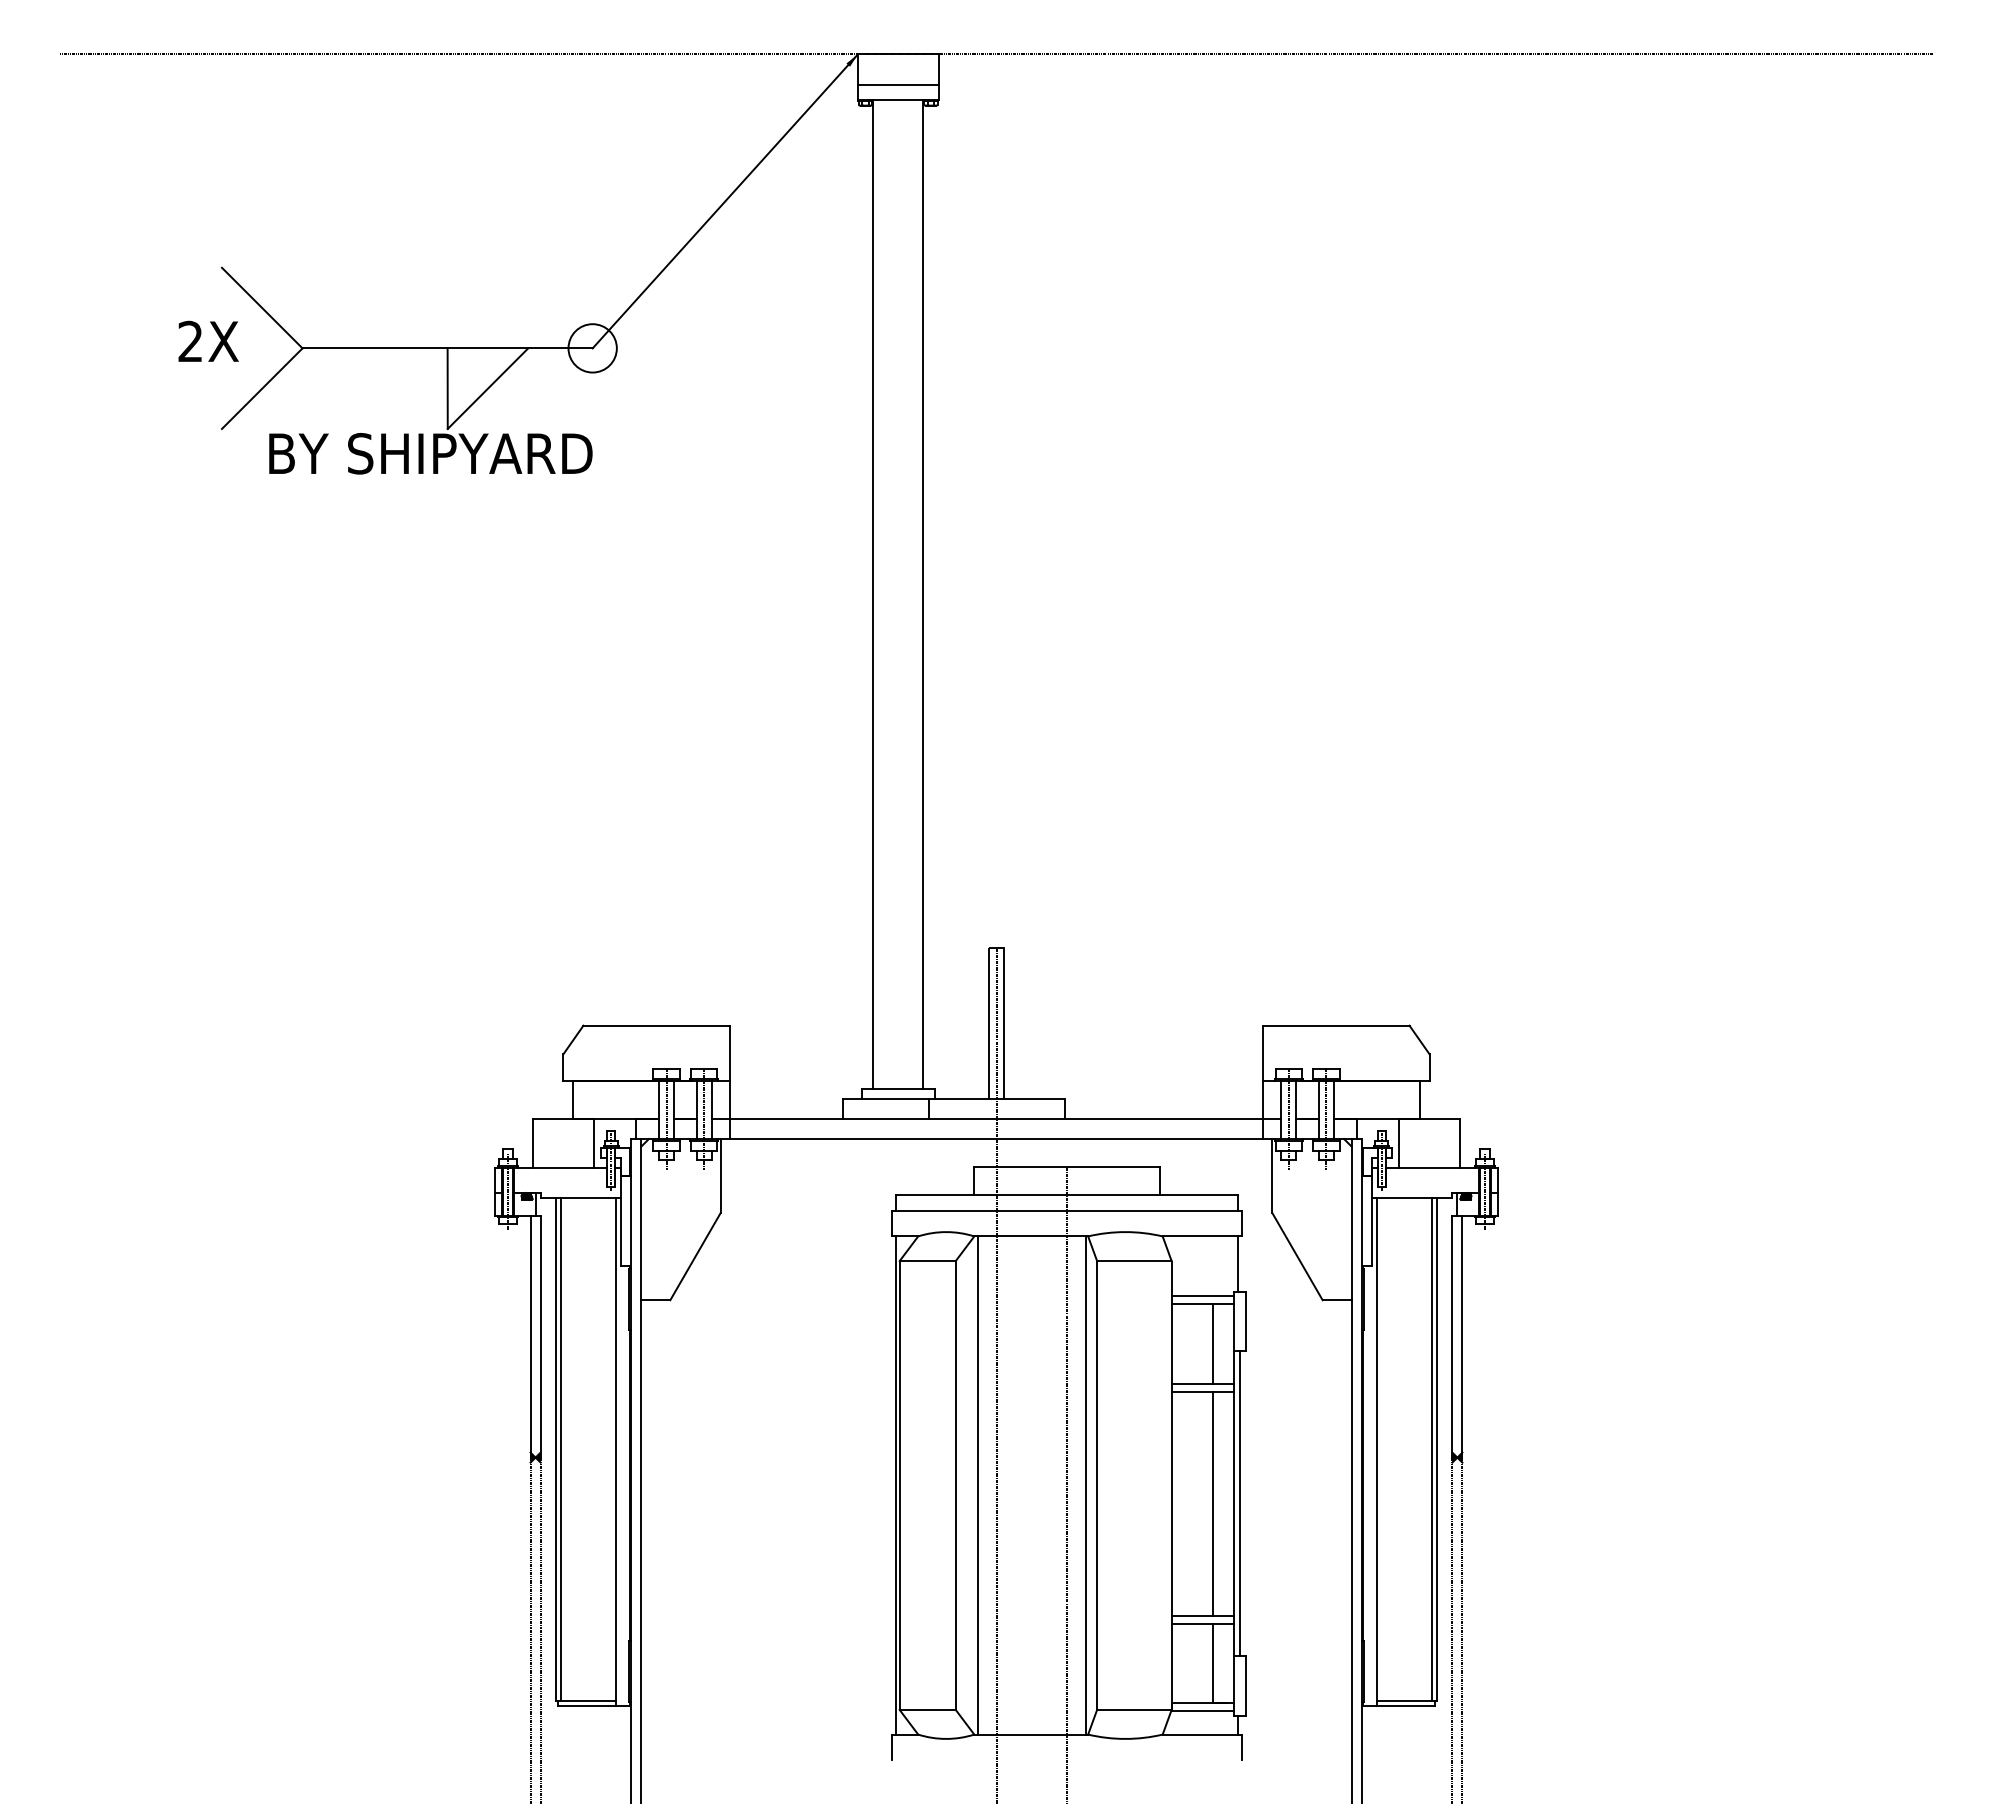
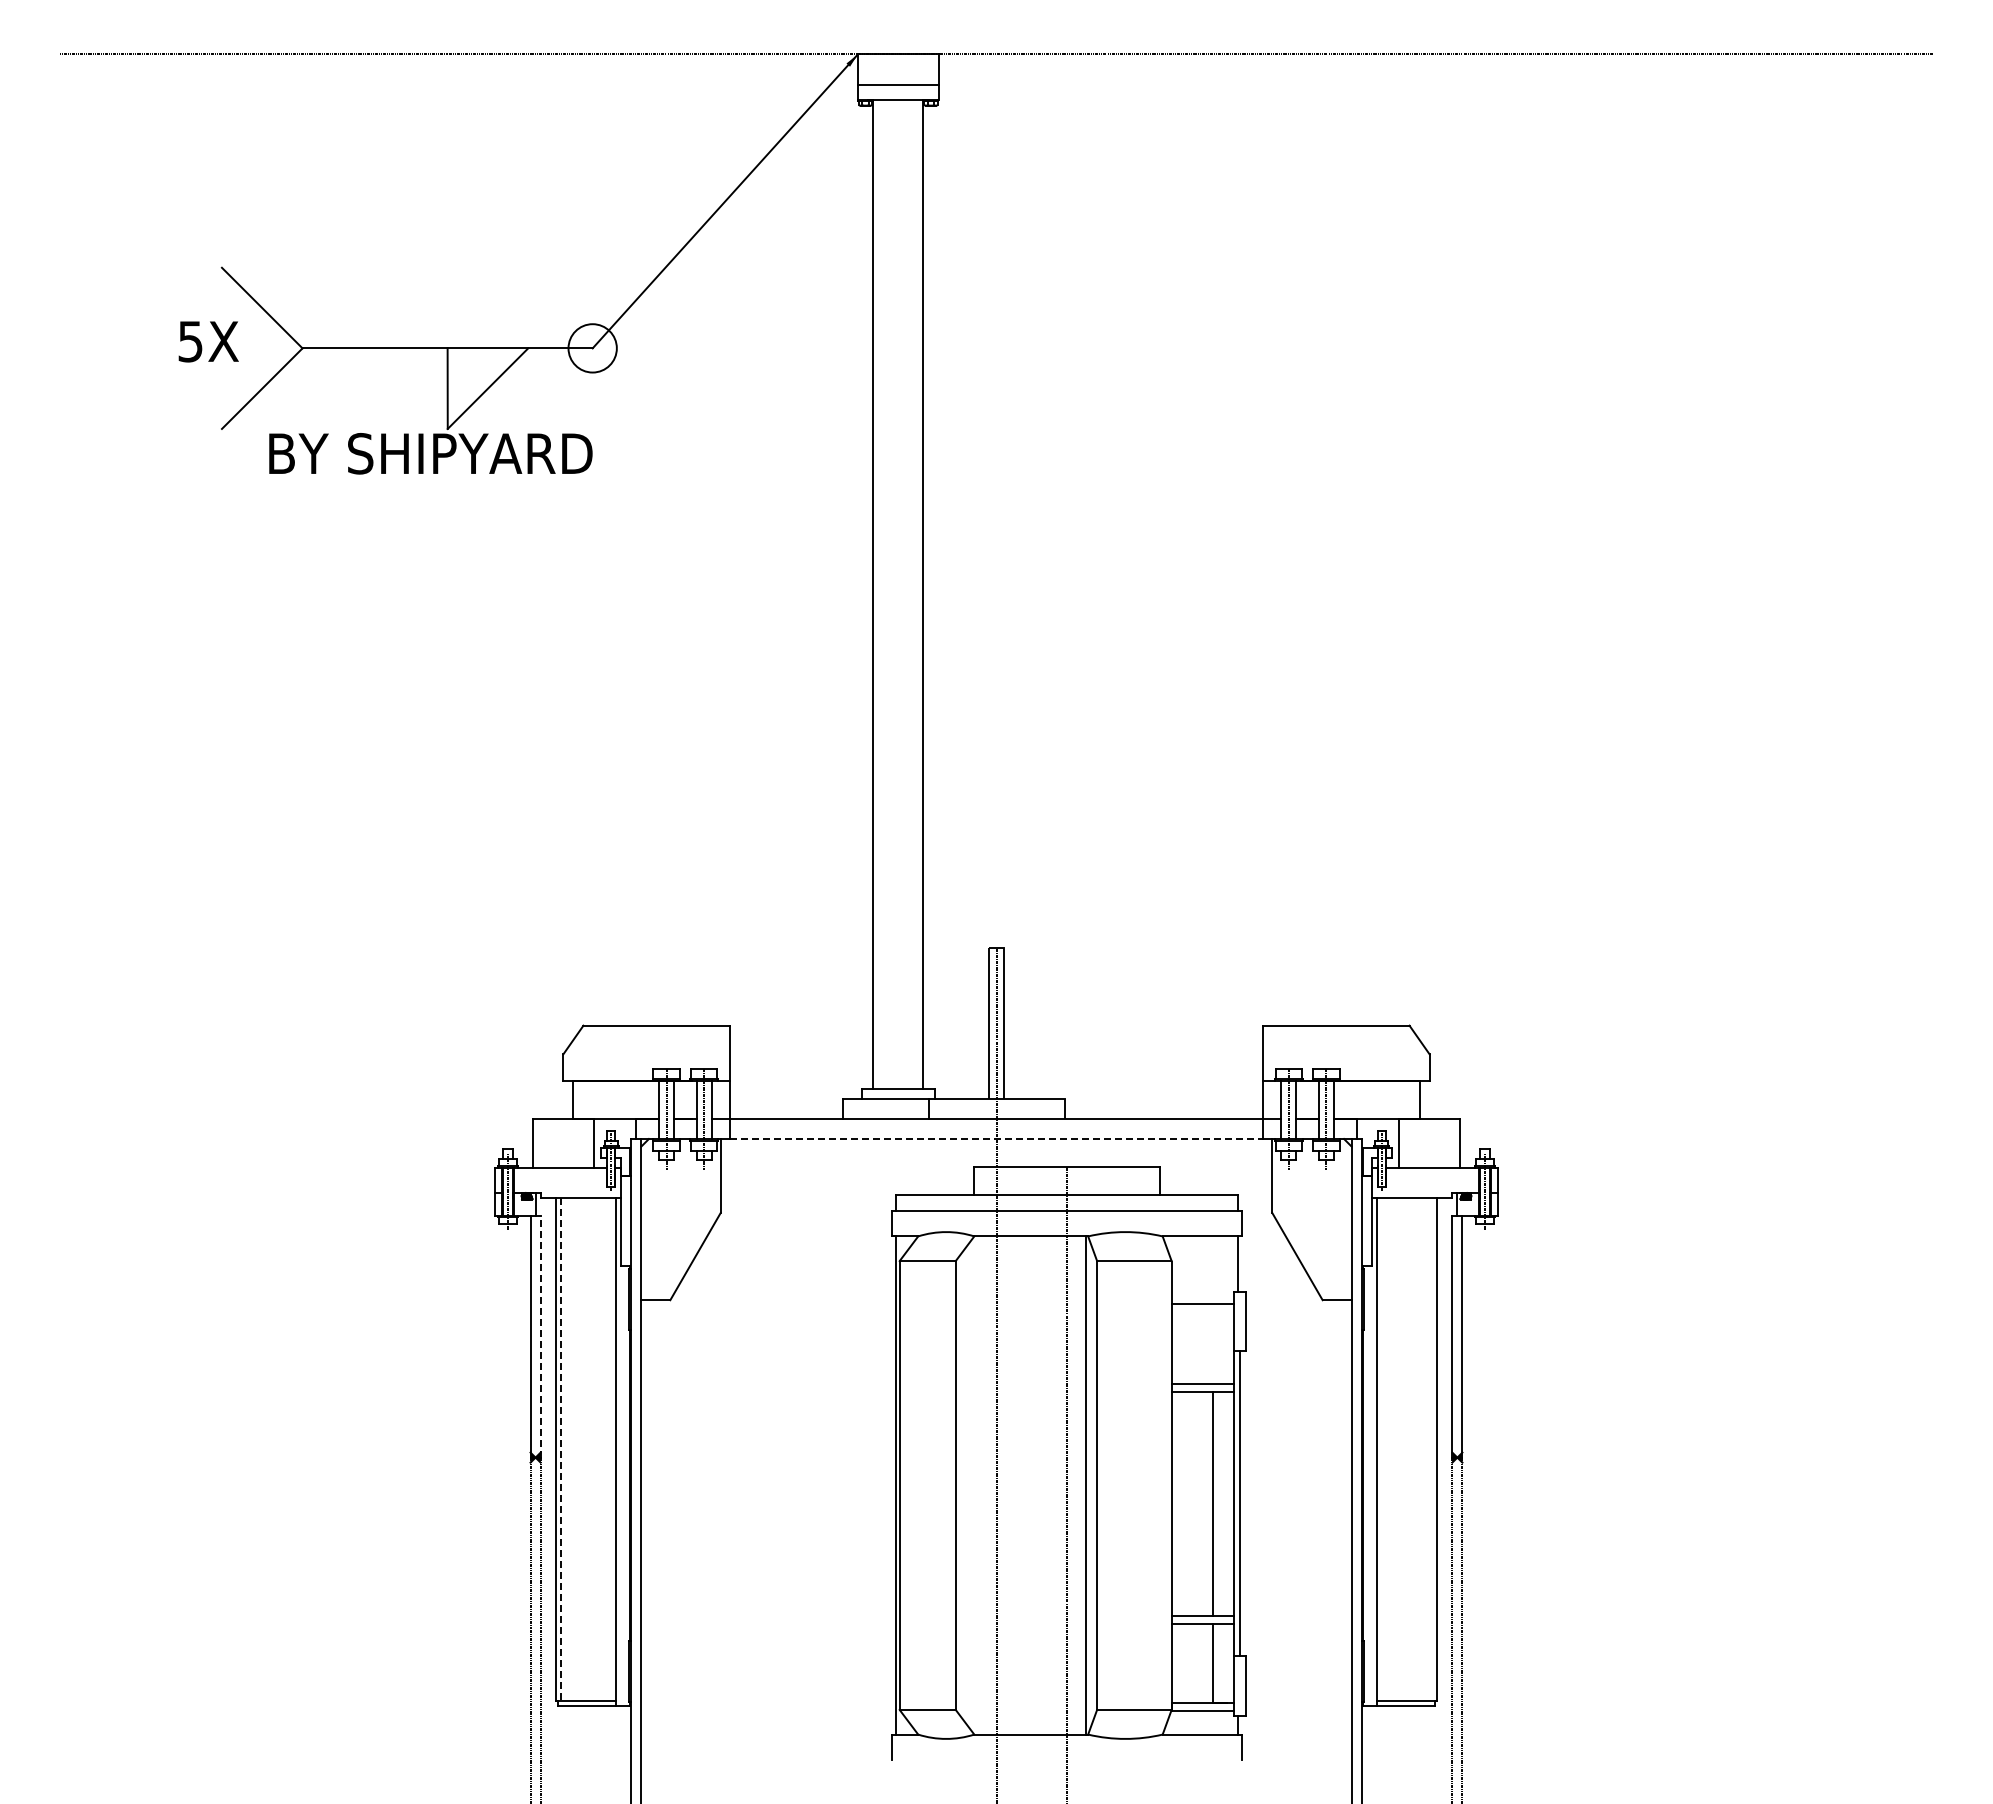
text: 2X -> 5X (190, 341)
line: solid -> dashed (996, 1139)
line: present -> none (1202, 1296)
line: solid -> dashed (540, 1336)
line: present -> none (1212, 1343)
line: solid -> dashed (560, 1449)
line: present -> none (1432, 1449)
line: present -> none (977, 1485)
